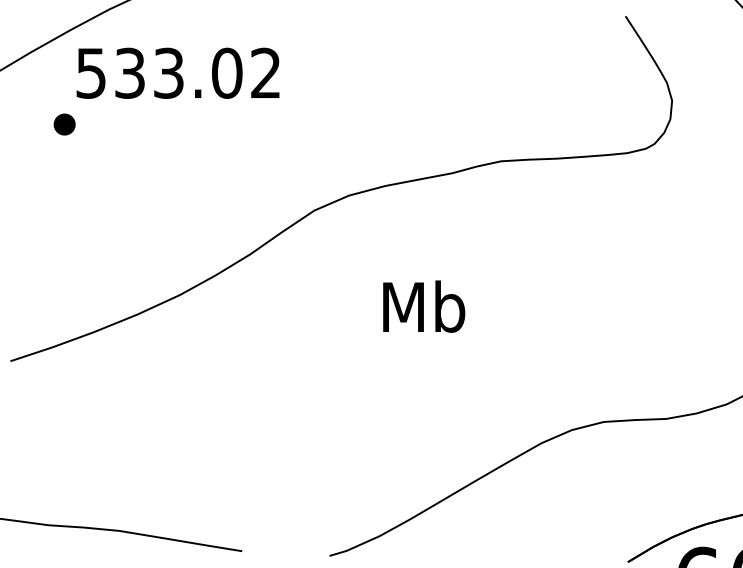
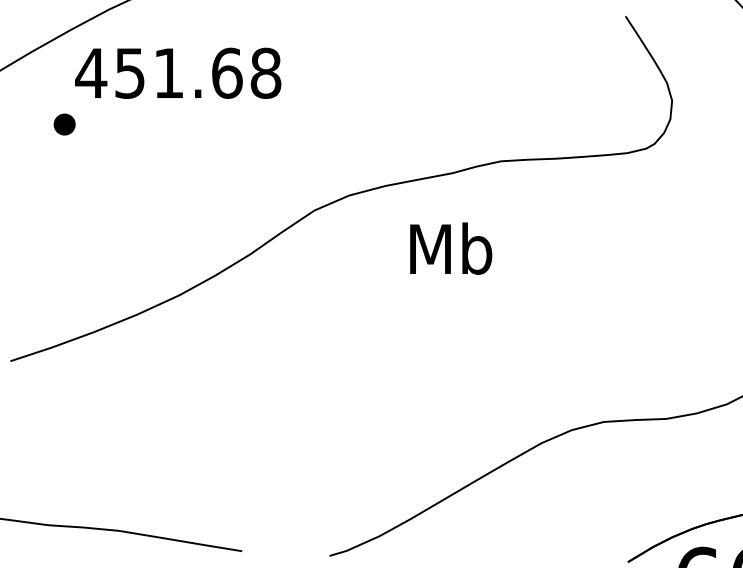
text: 533.02 -> 451.68 (178, 72)
text position: (424, 306) -> (451, 248) (451, 248)
